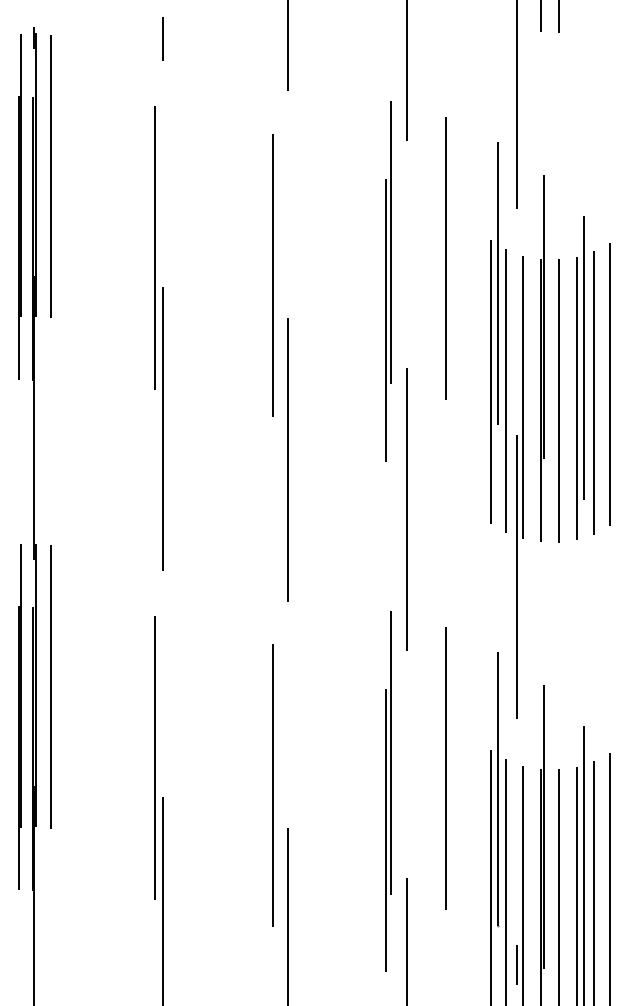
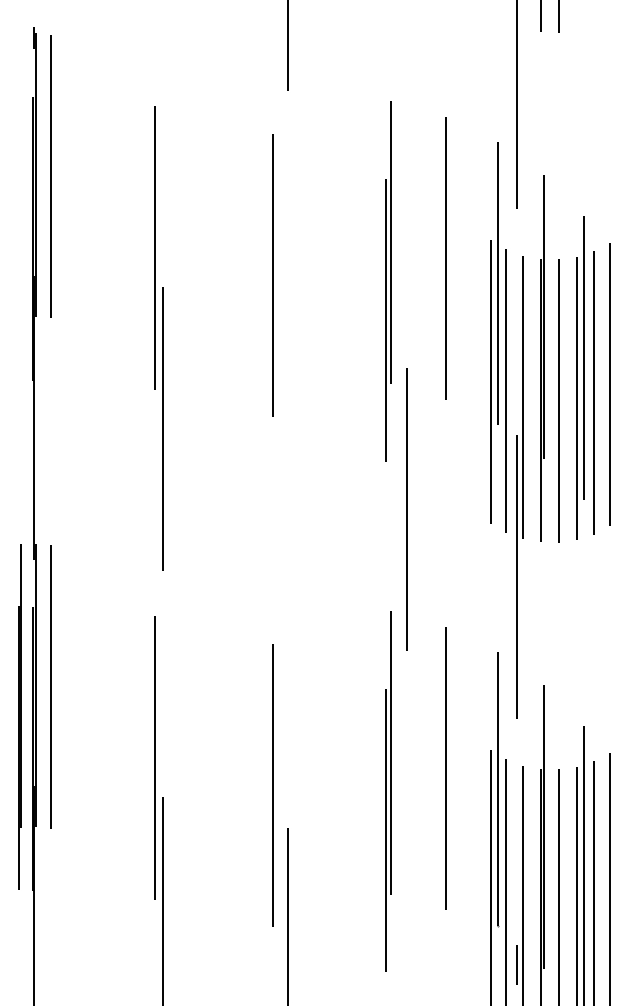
line: present -> none (162, 38)
line: present -> none (406, 71)
line: present -> none (19, 206)
line: present -> none (287, 459)
line: present -> none (406, 939)
